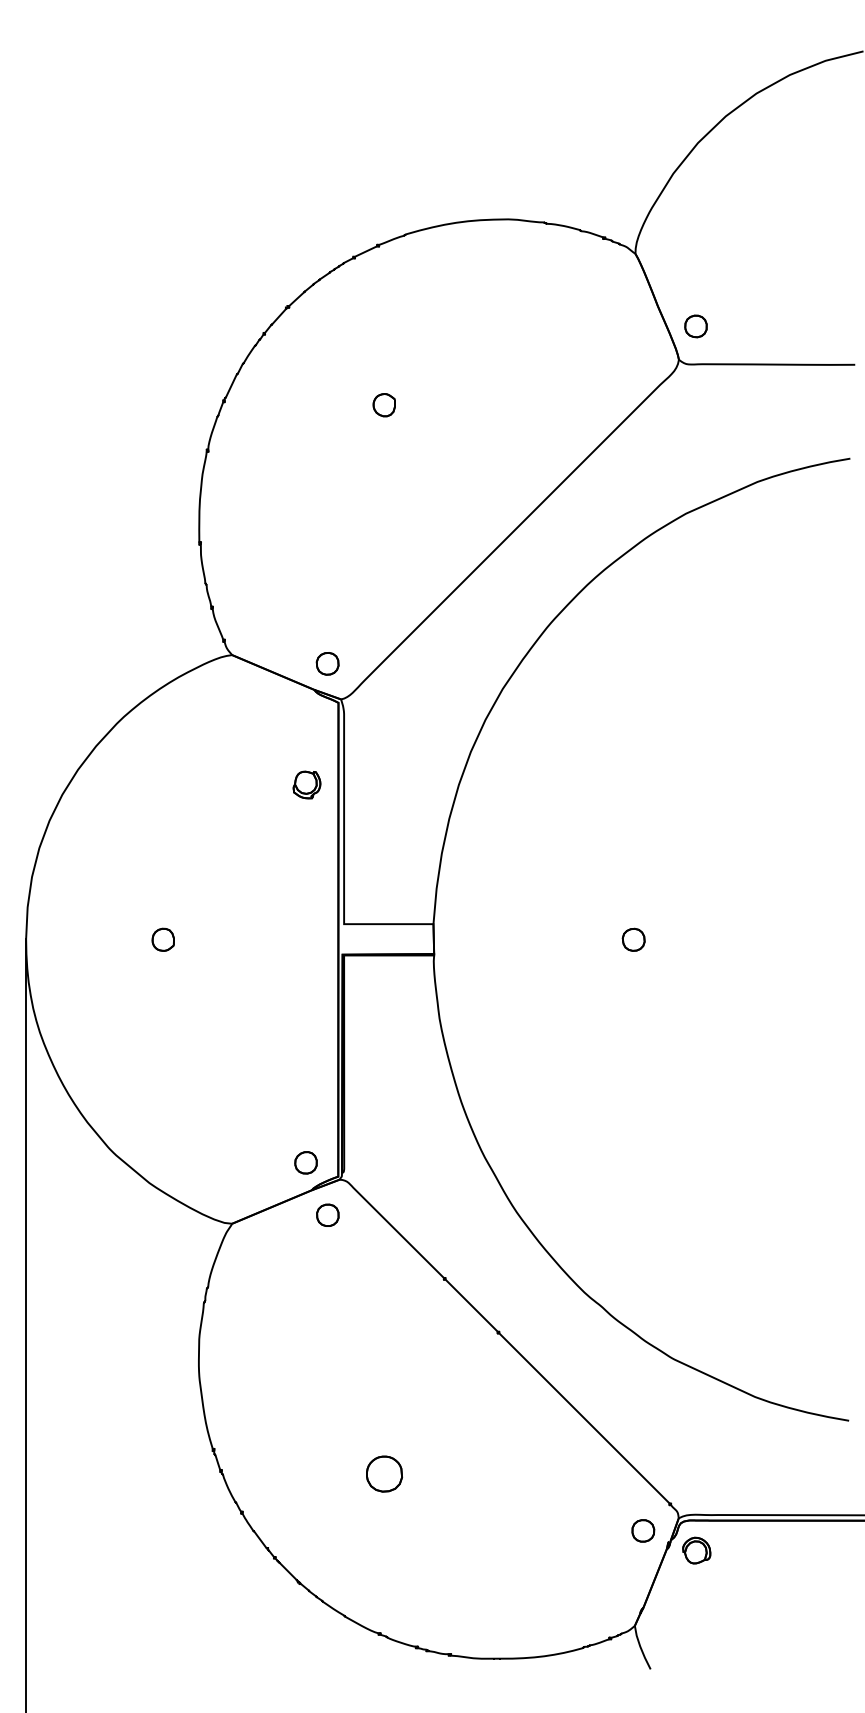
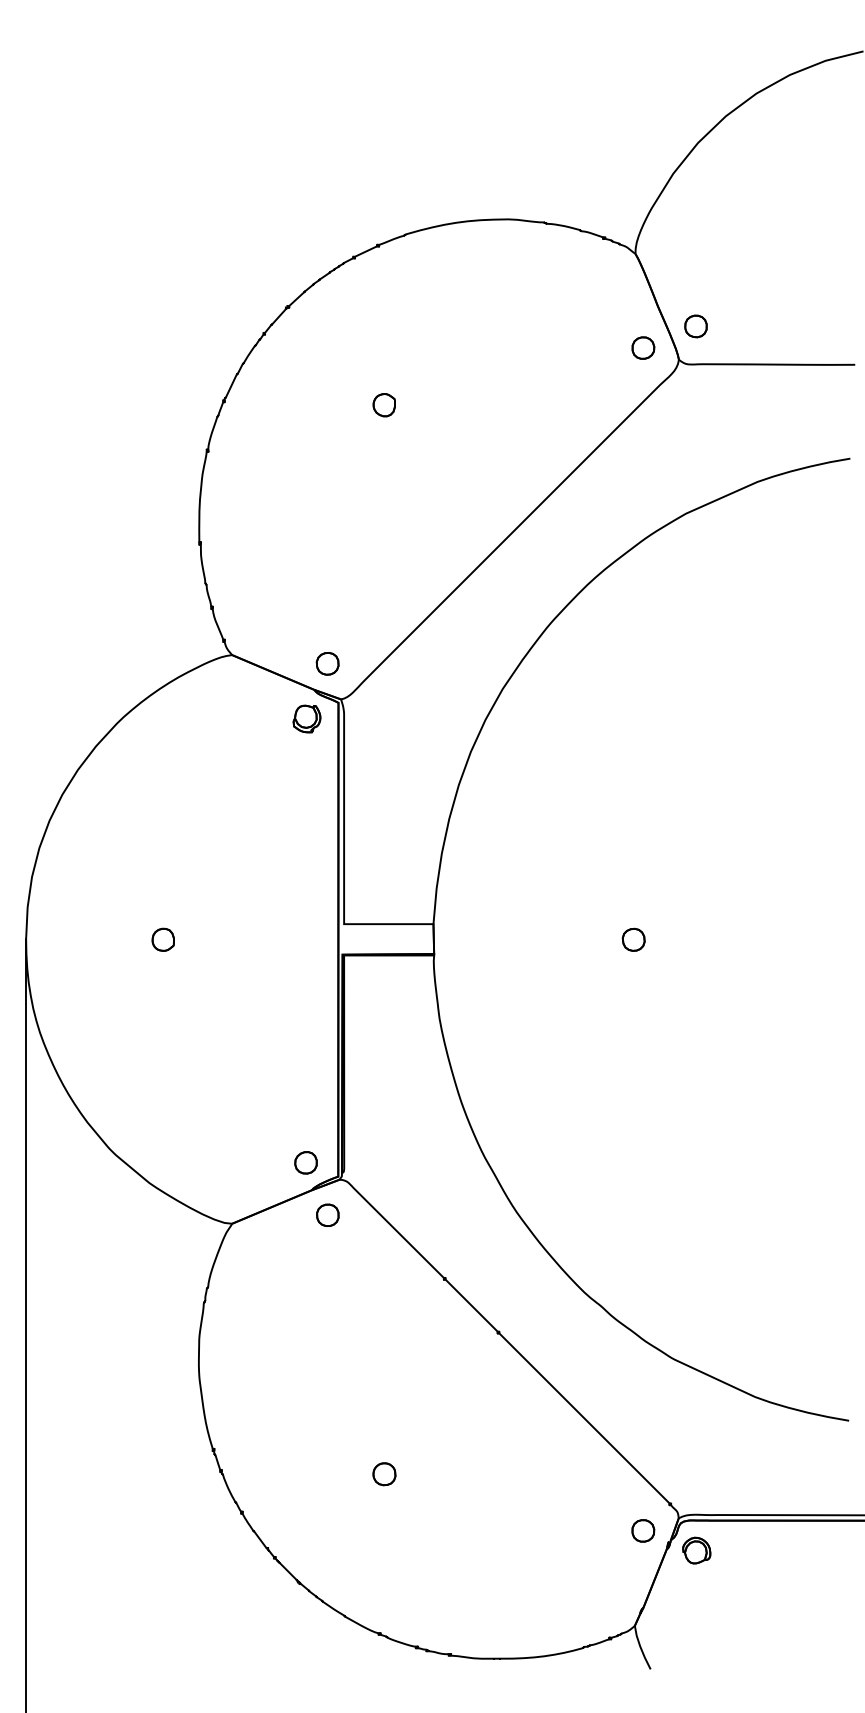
part: none -> present (643, 347)
part position: (306, 784) -> (306, 718) (306, 718)
part size: 37x38 px -> 25x25 px (384, 1474)
